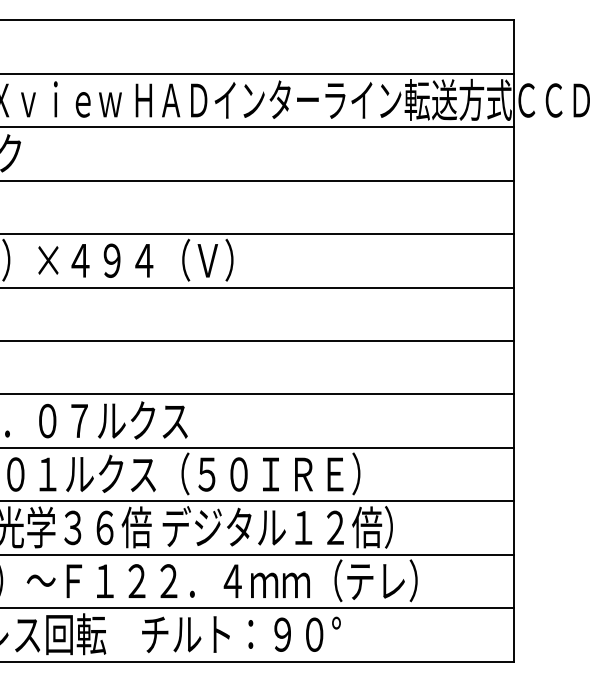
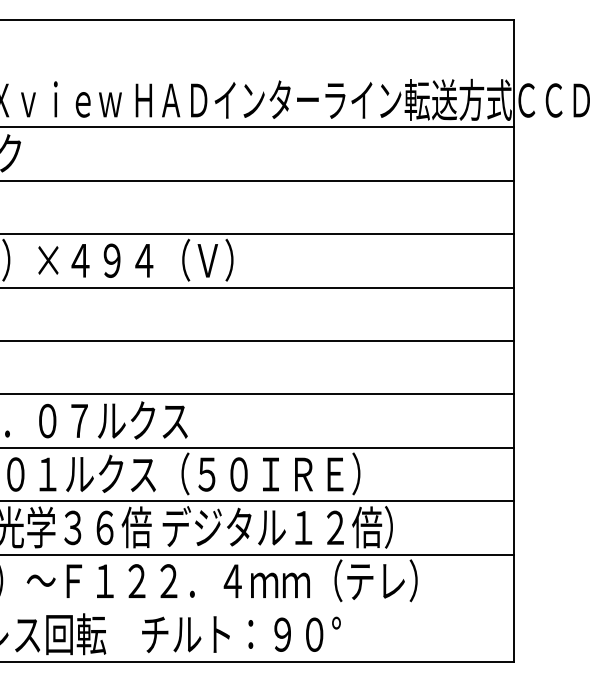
line: present -> none (257, 73)
line: present -> none (257, 608)
